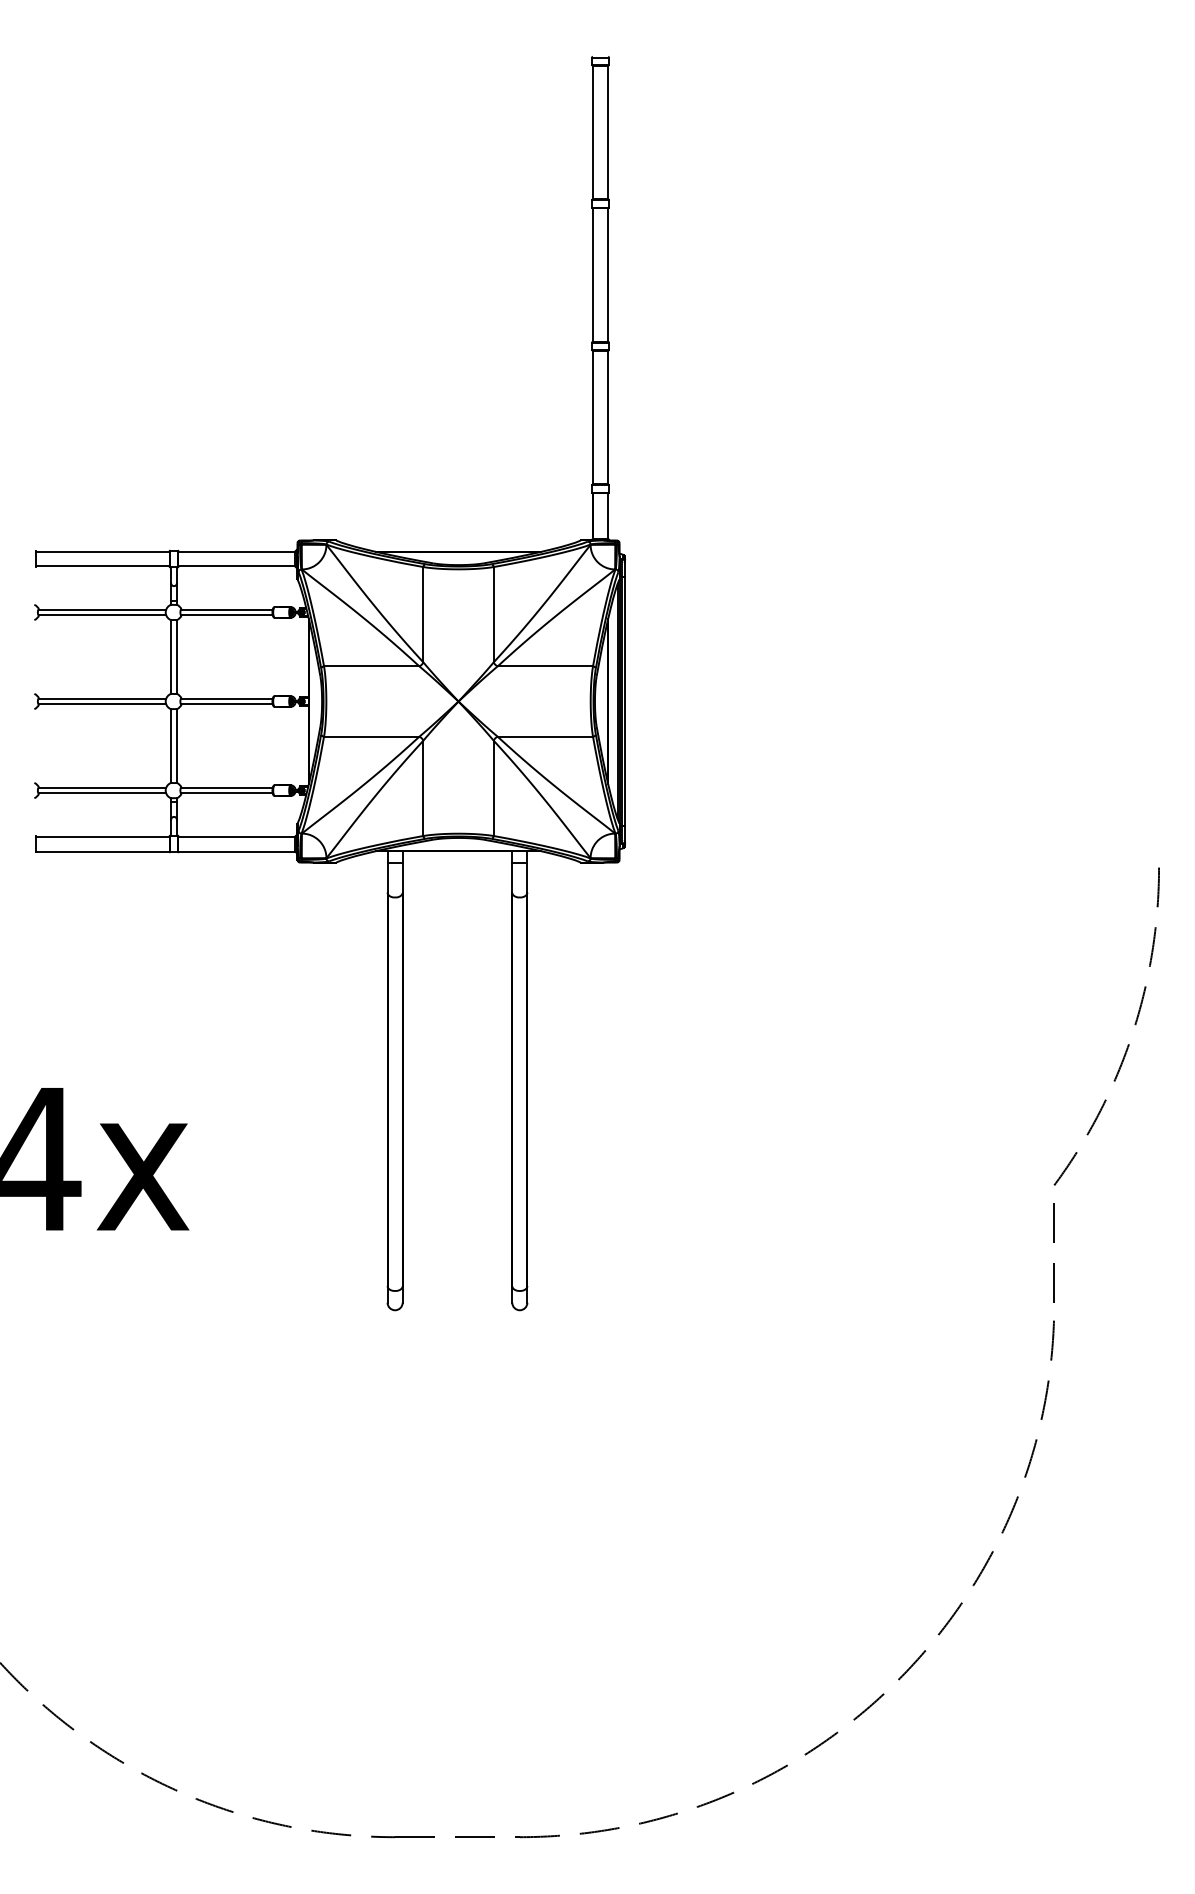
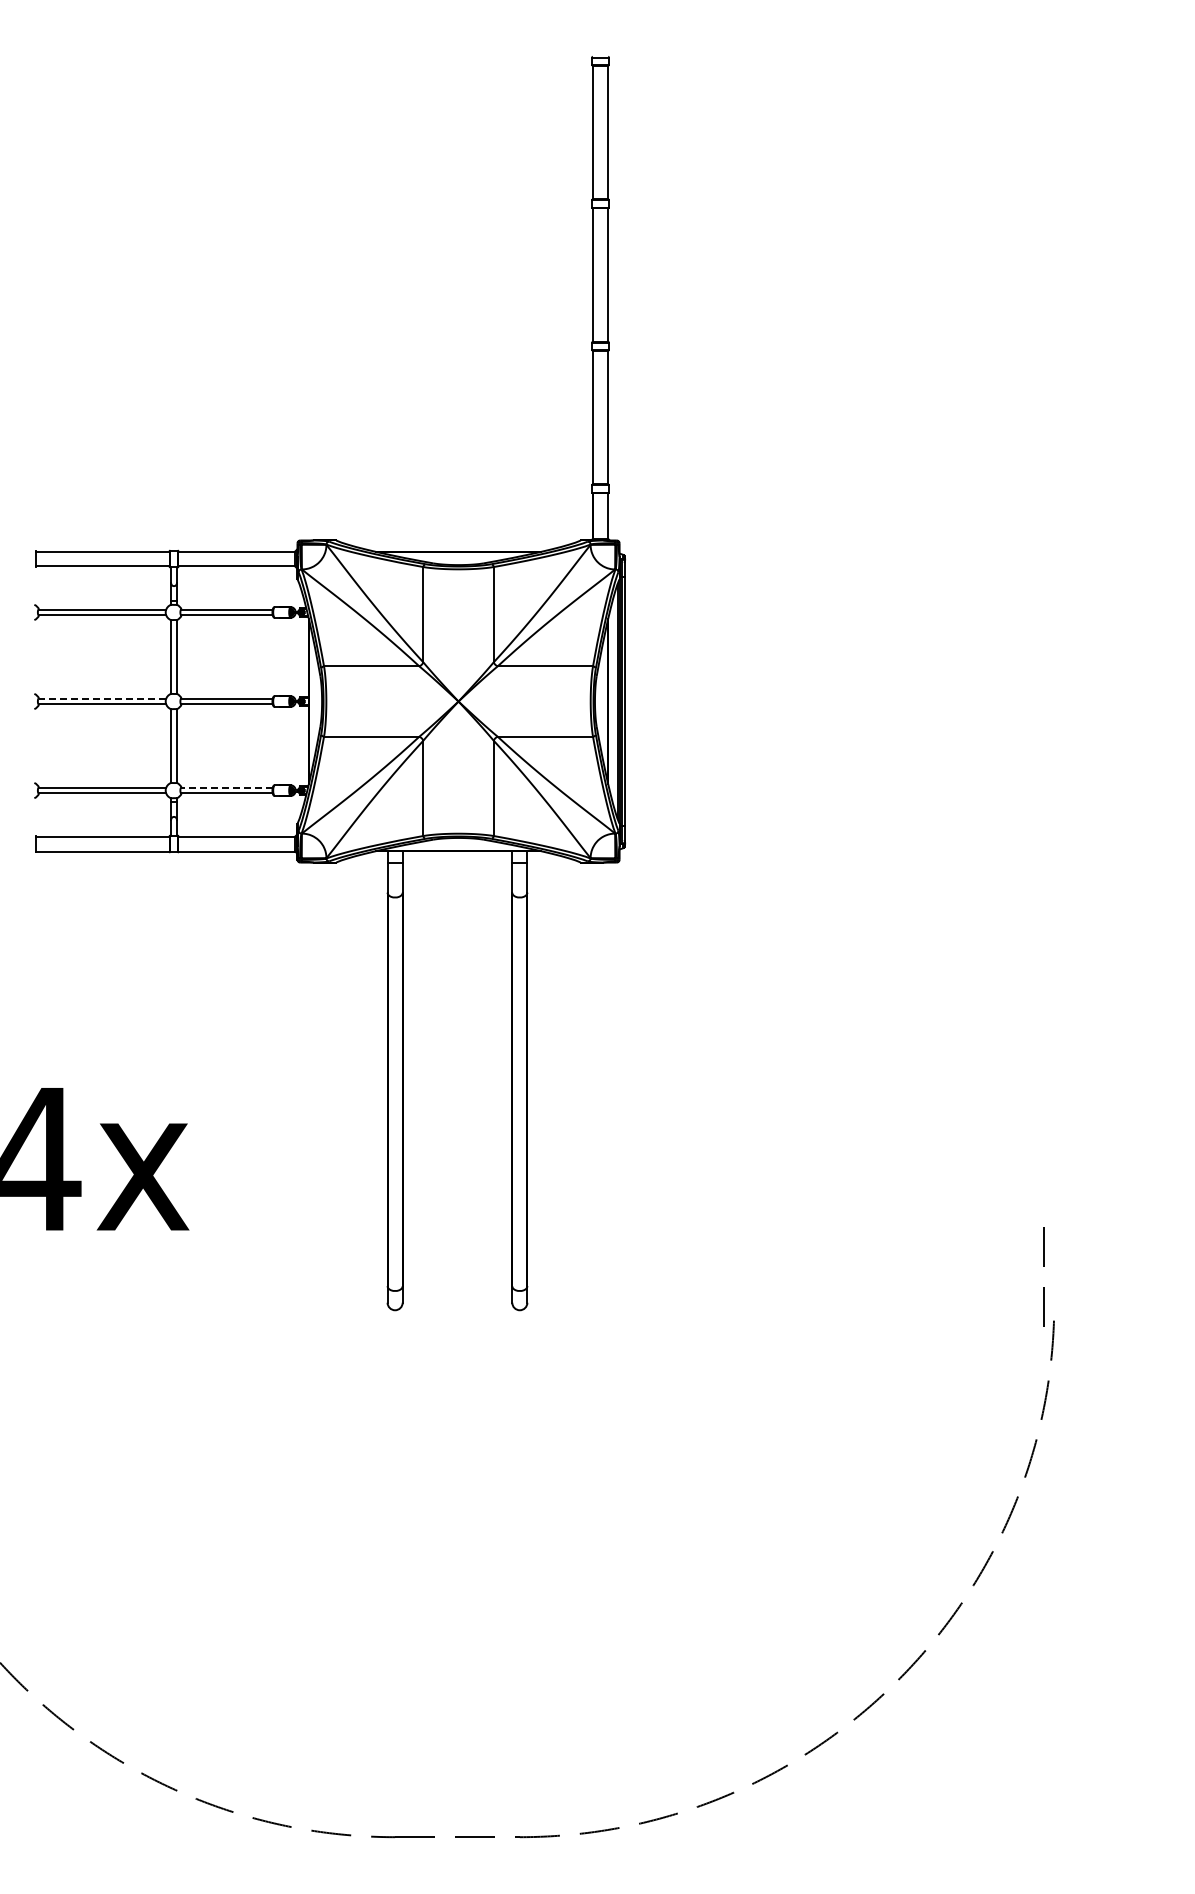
line: solid -> dashed (102, 698)
line: solid -> dashed (227, 787)
arc: present -> none (1134, 1024)
line position: (1053, 1242) -> (1043, 1266) (1043, 1266)
